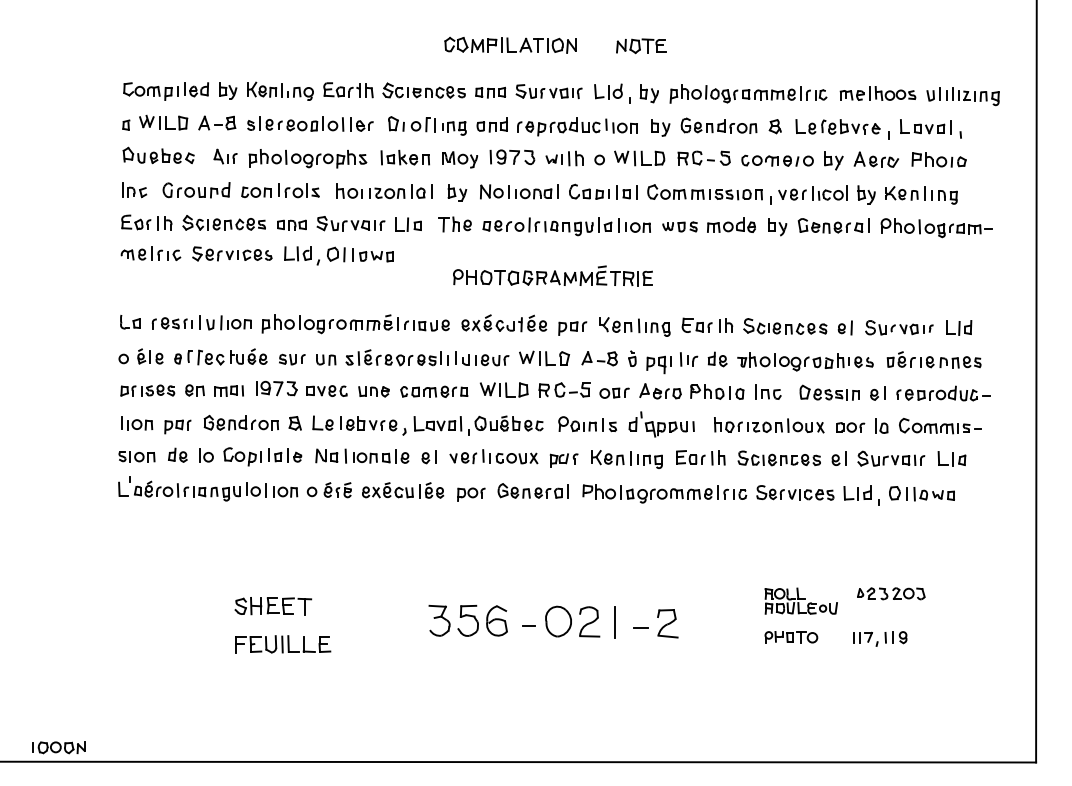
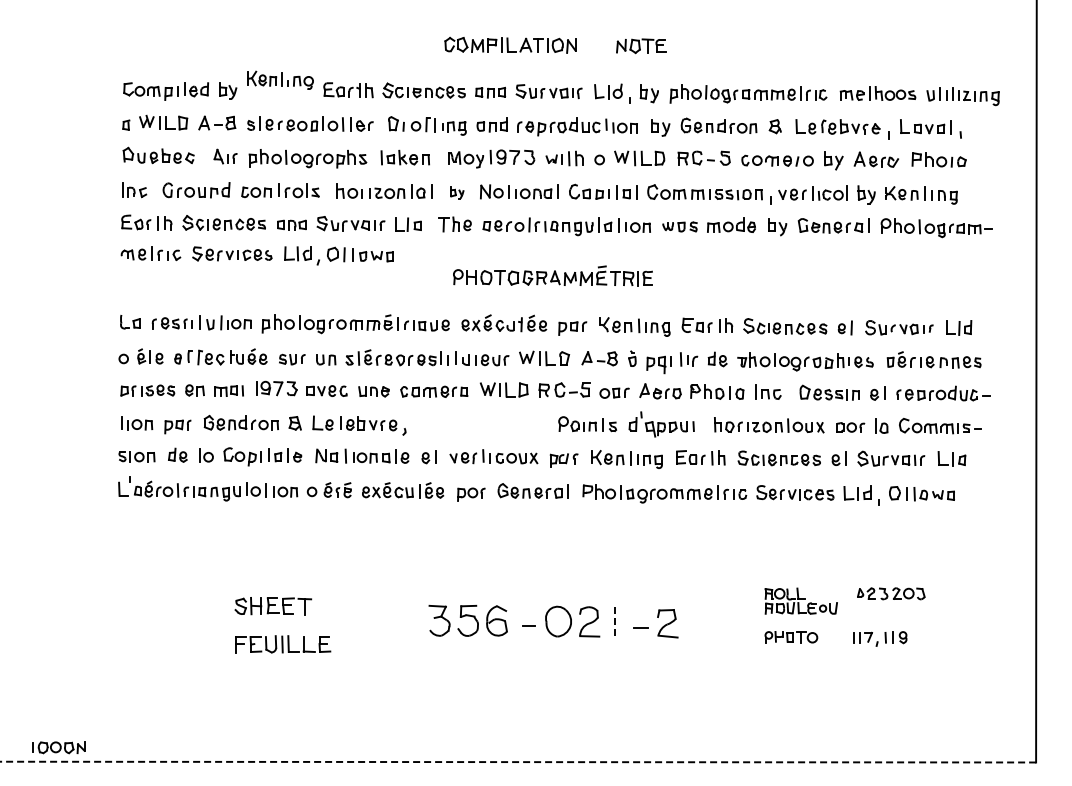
part position: (280, 90) -> (280, 79) (280, 79)
part position: (459, 159) -> (465, 159) (465, 159)
part size: 21x18 px -> 15x14 px (457, 192)
part: present -> none (478, 425)
line: solid -> dashed (615, 622)
line: solid -> dashed (518, 762)
